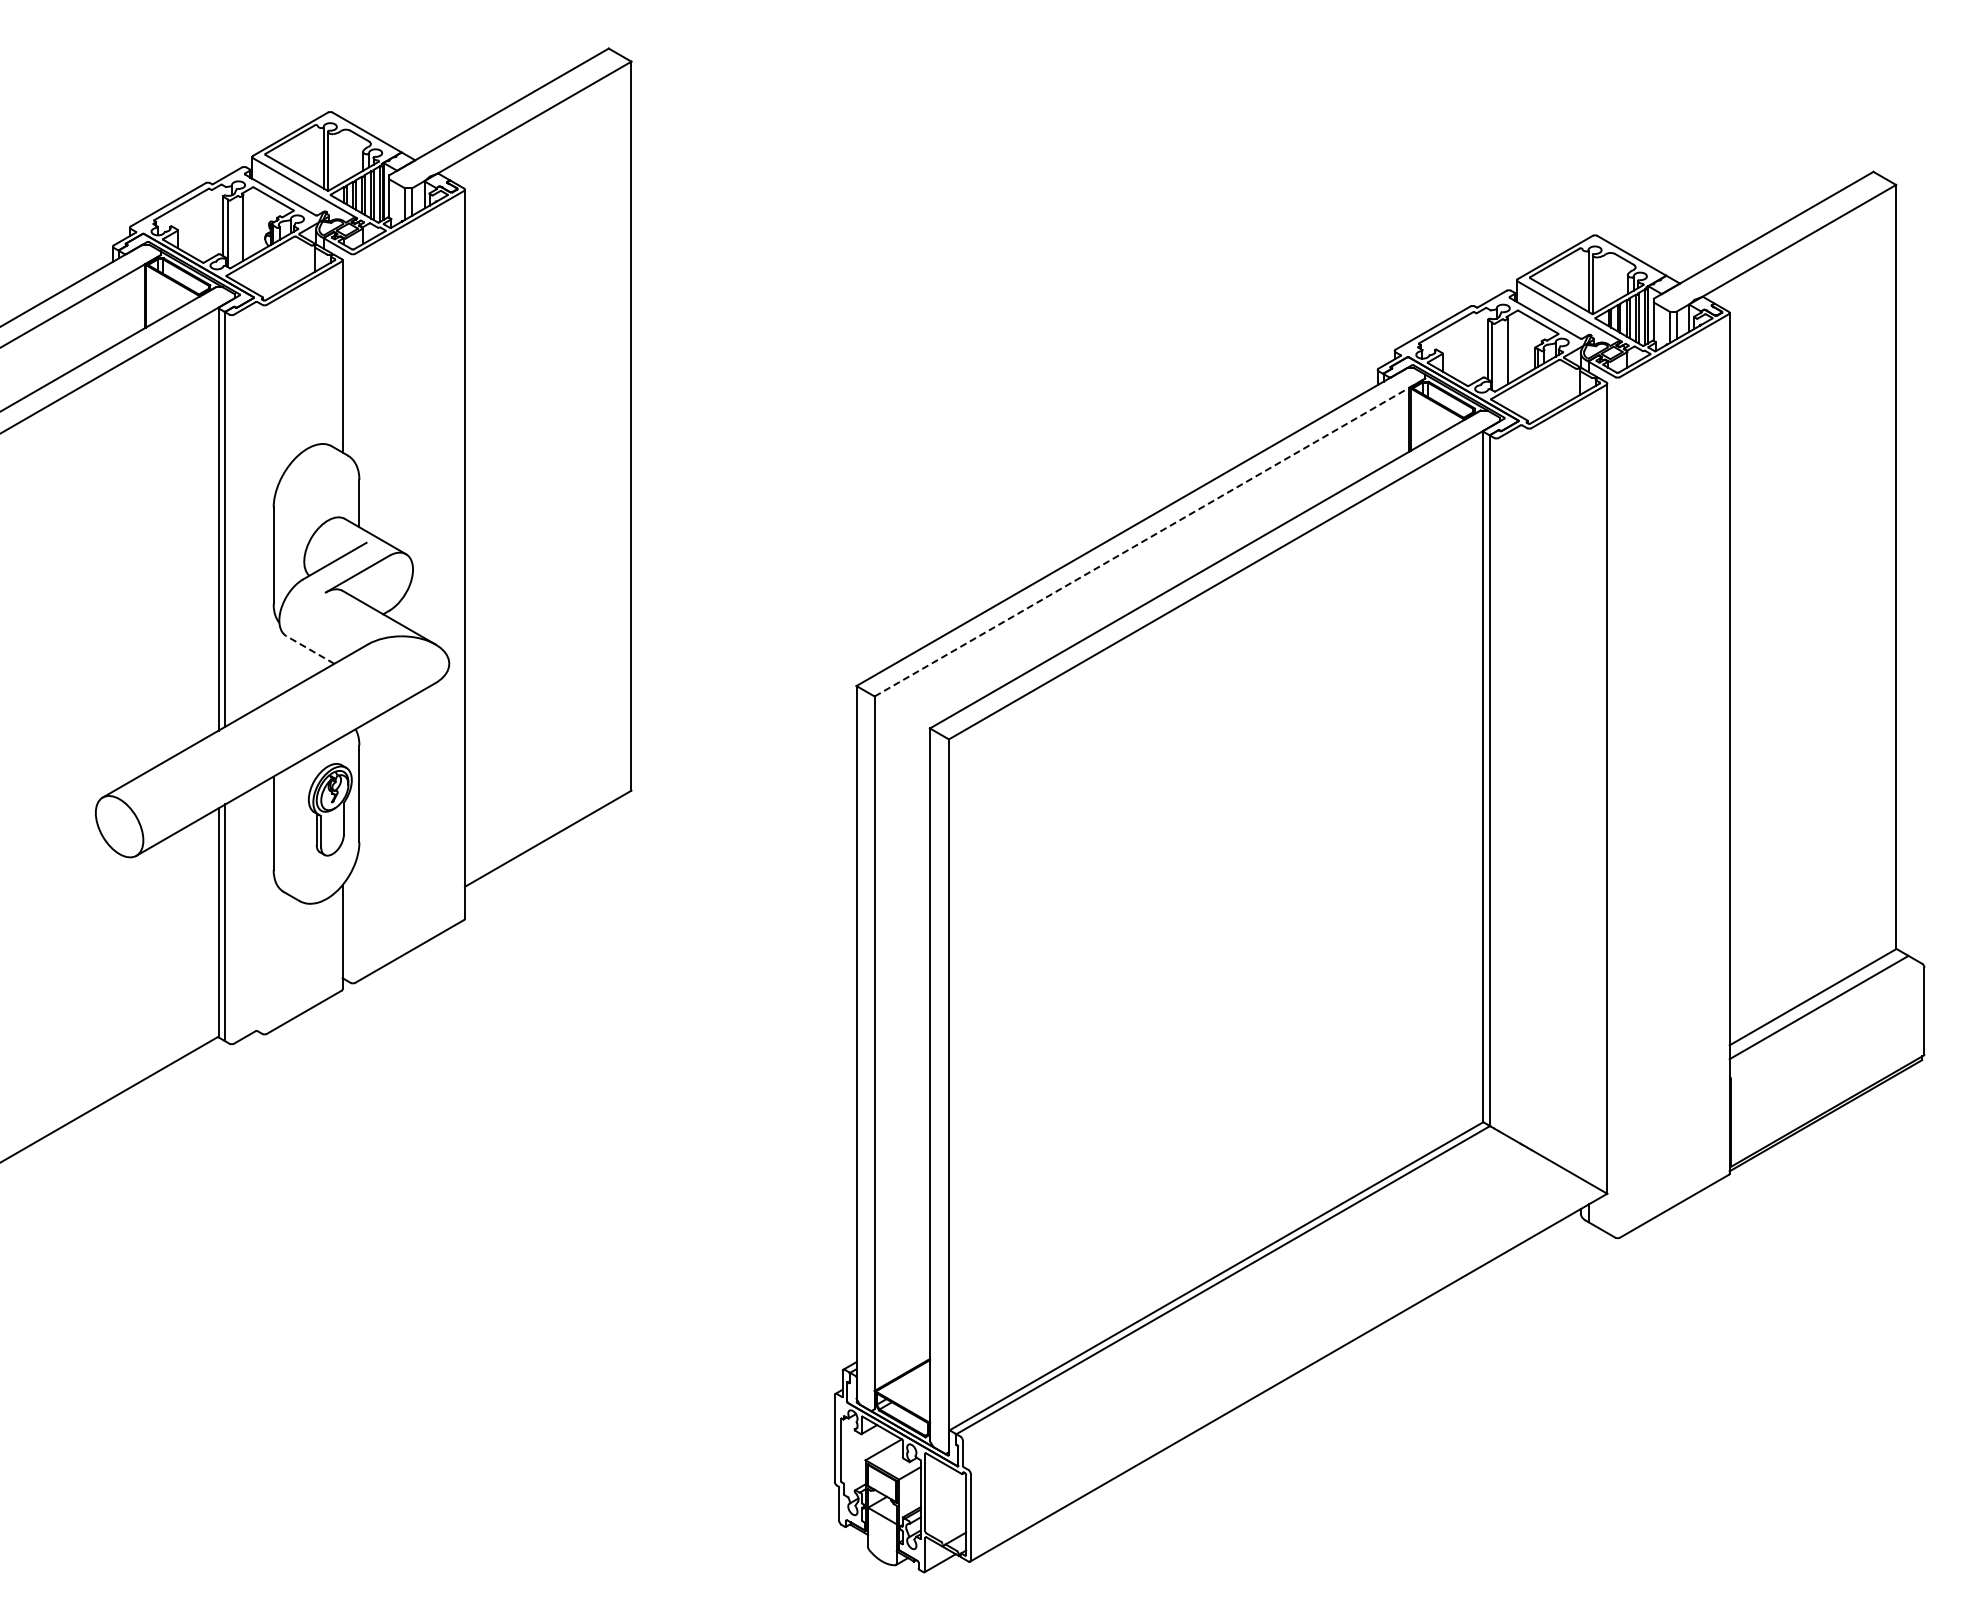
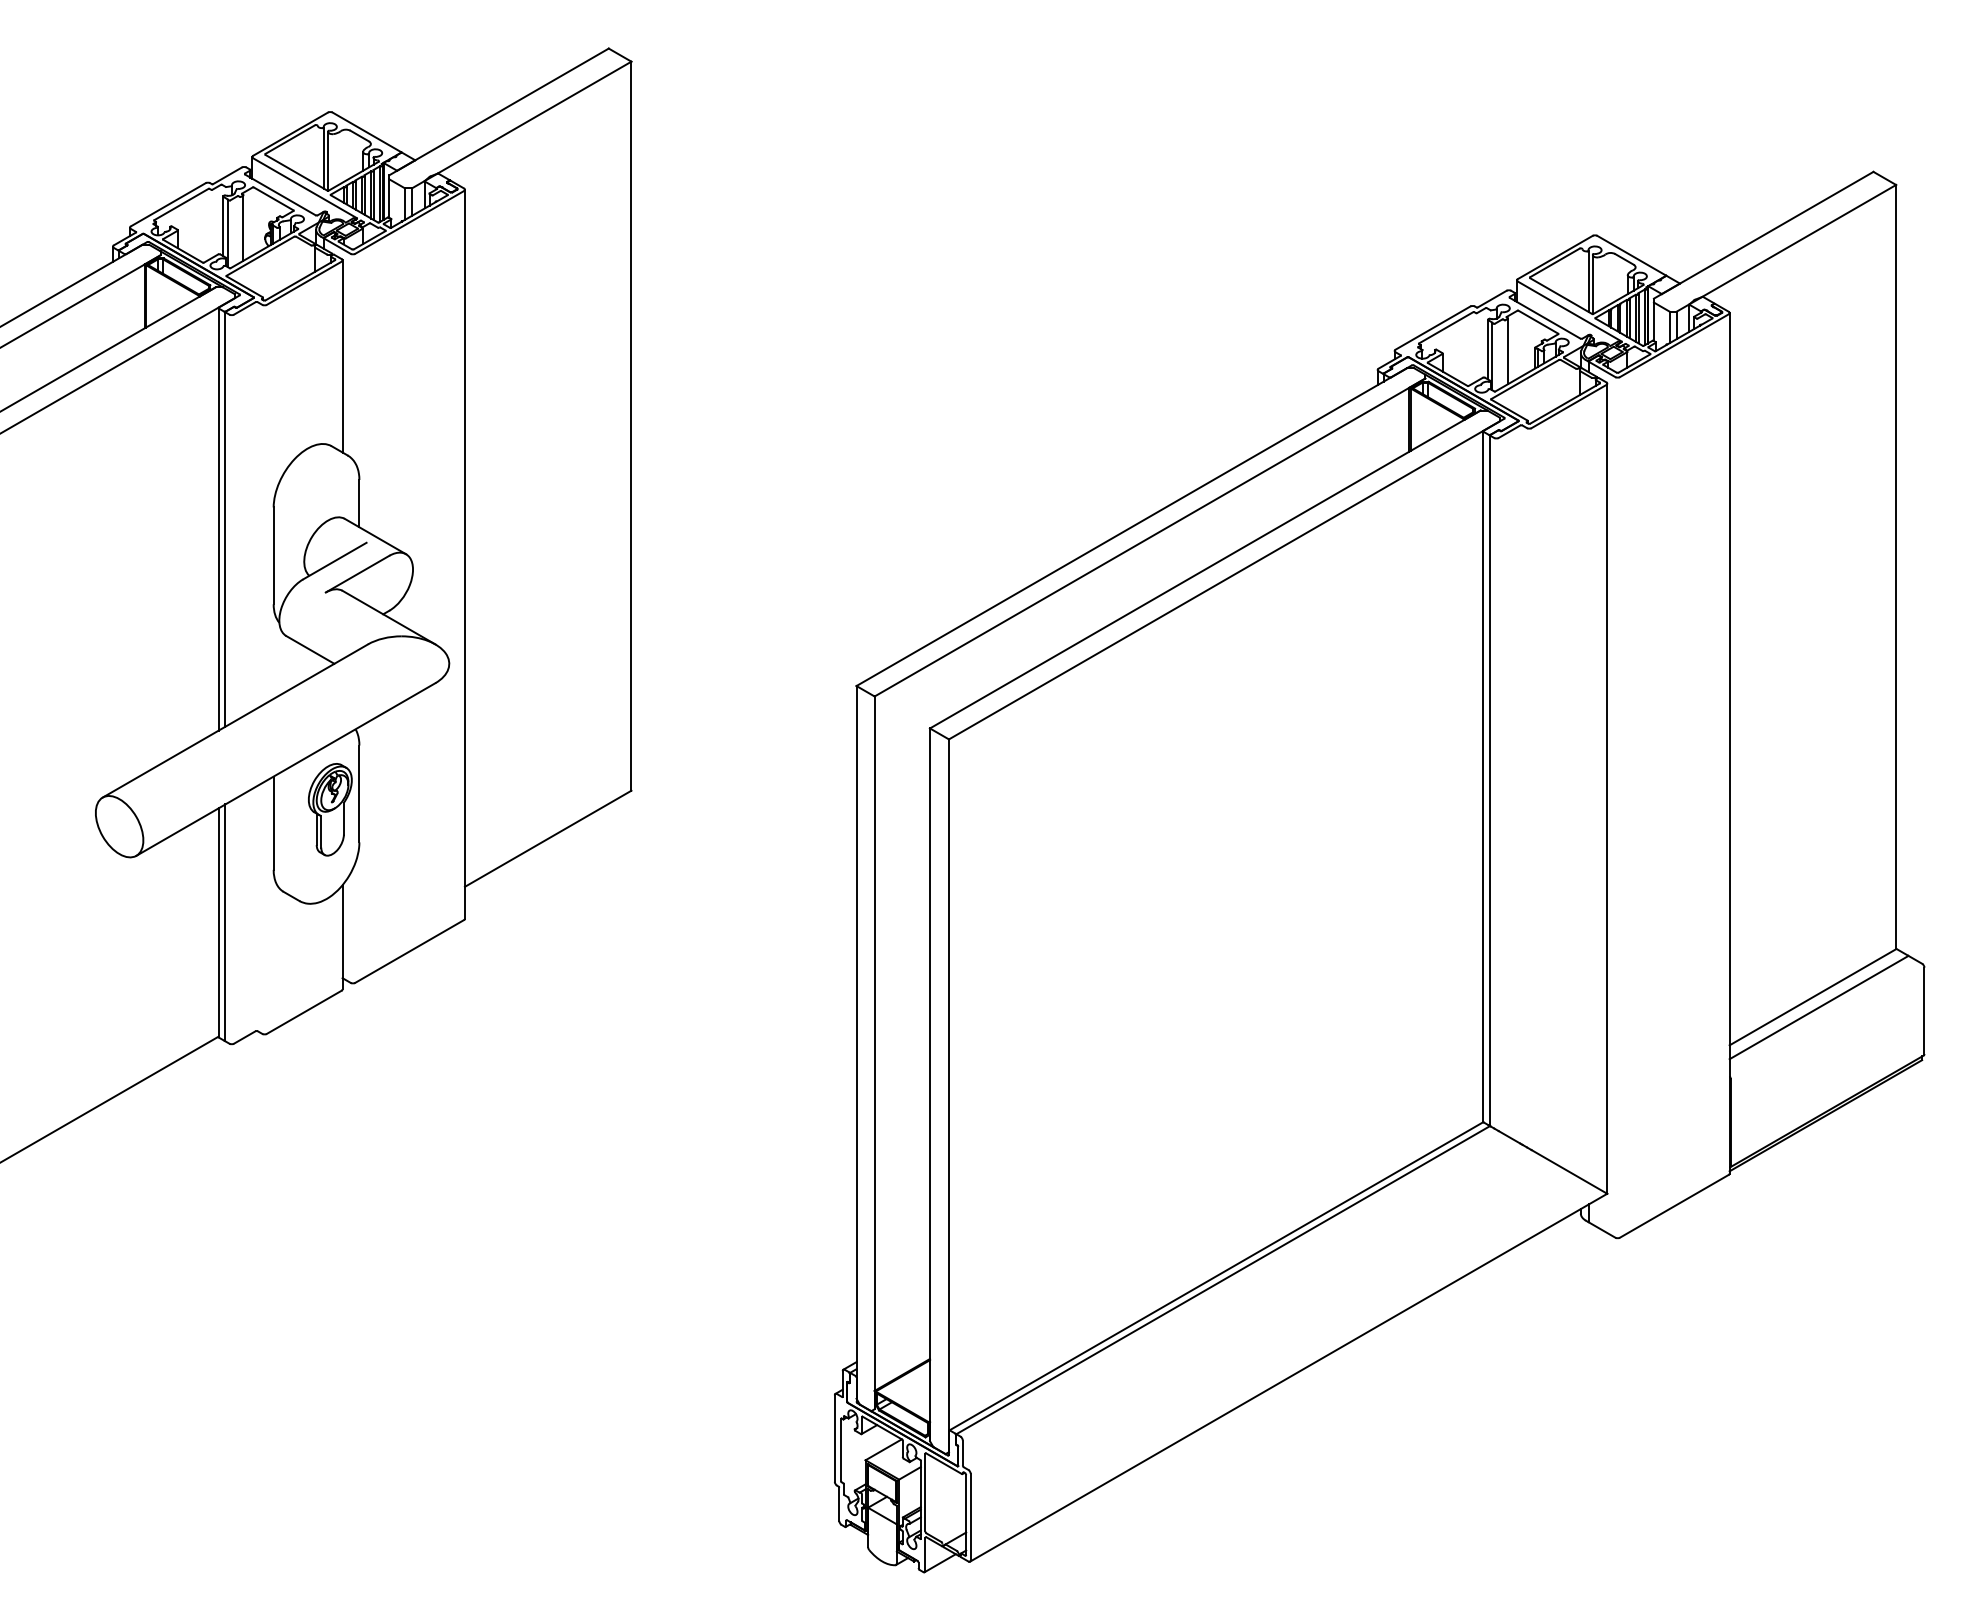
line: dashed -> solid (1149, 537)
line: dashed -> solid (310, 649)
